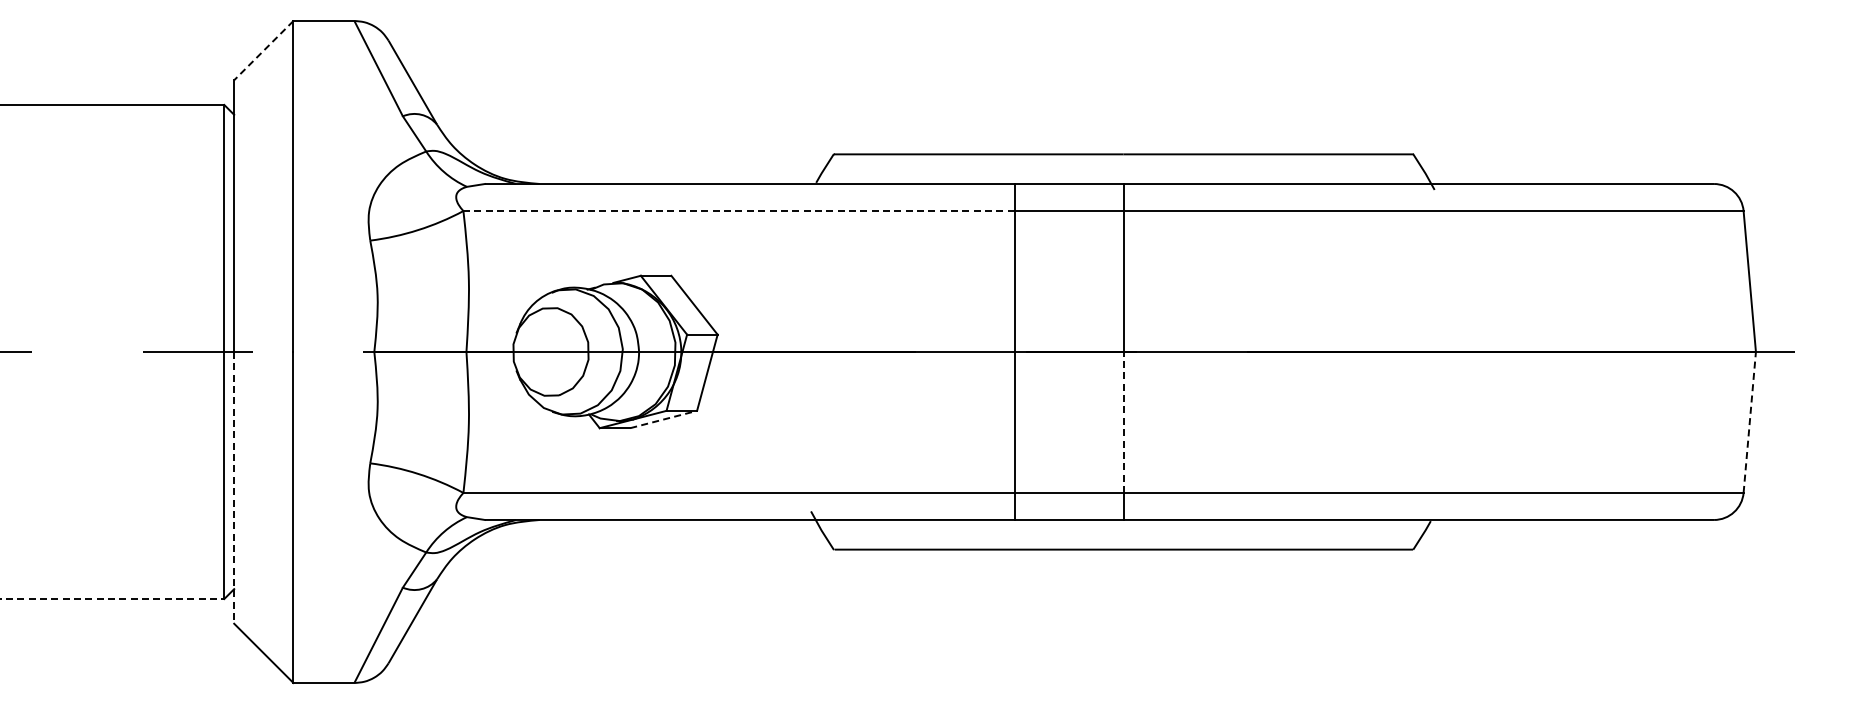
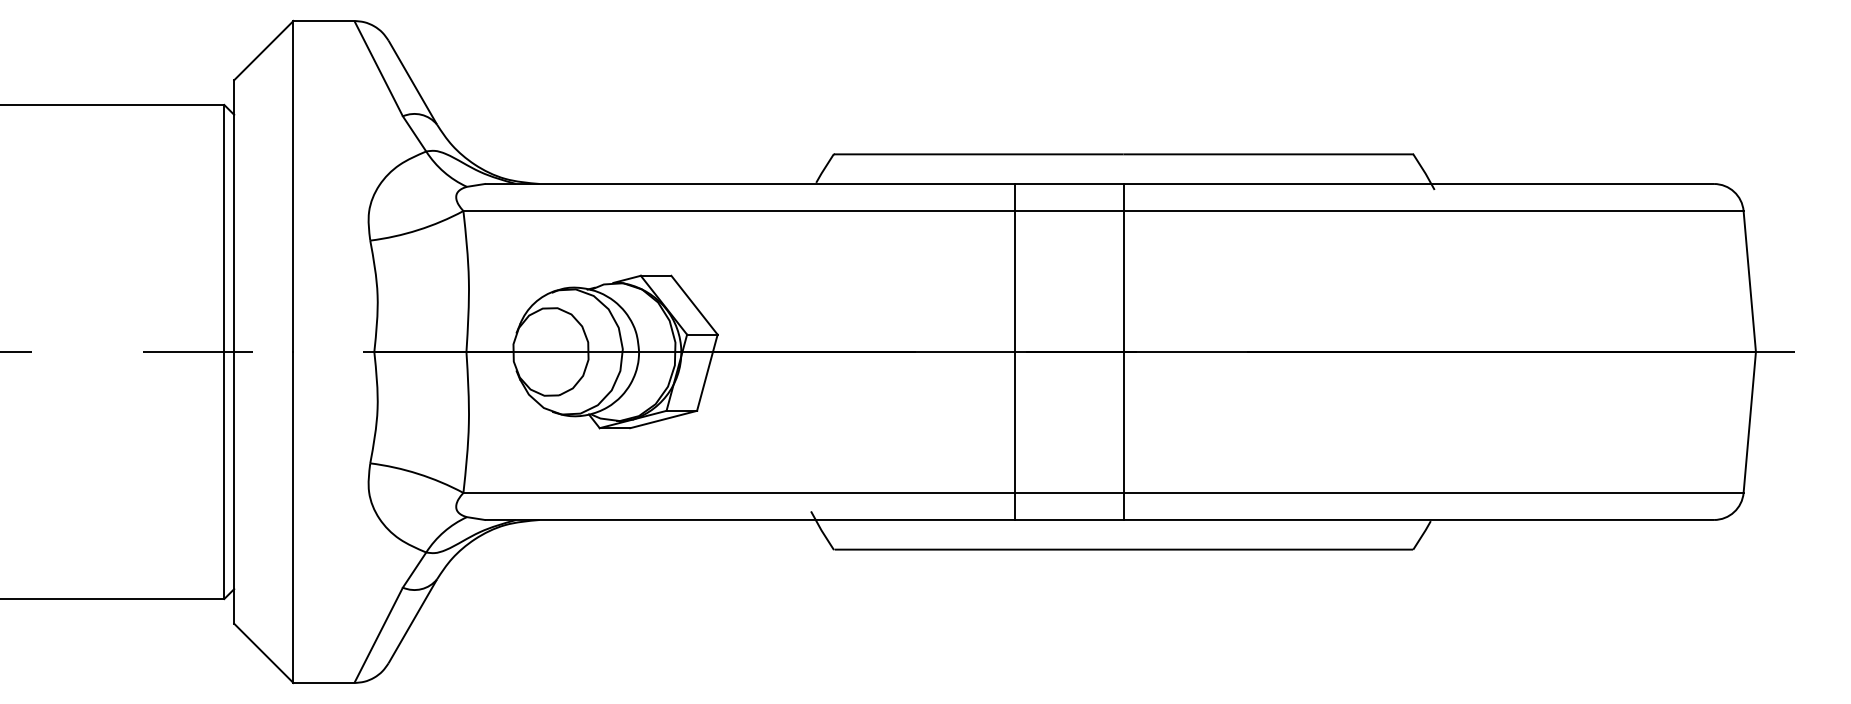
line: dashed -> solid (263, 50)
line: dashed -> solid (739, 211)
line: dashed -> solid (663, 419)
line: dashed -> solid (1123, 421)
line: dashed -> solid (1749, 422)
line: dashed -> solid (234, 487)
line: dashed -> solid (112, 599)
